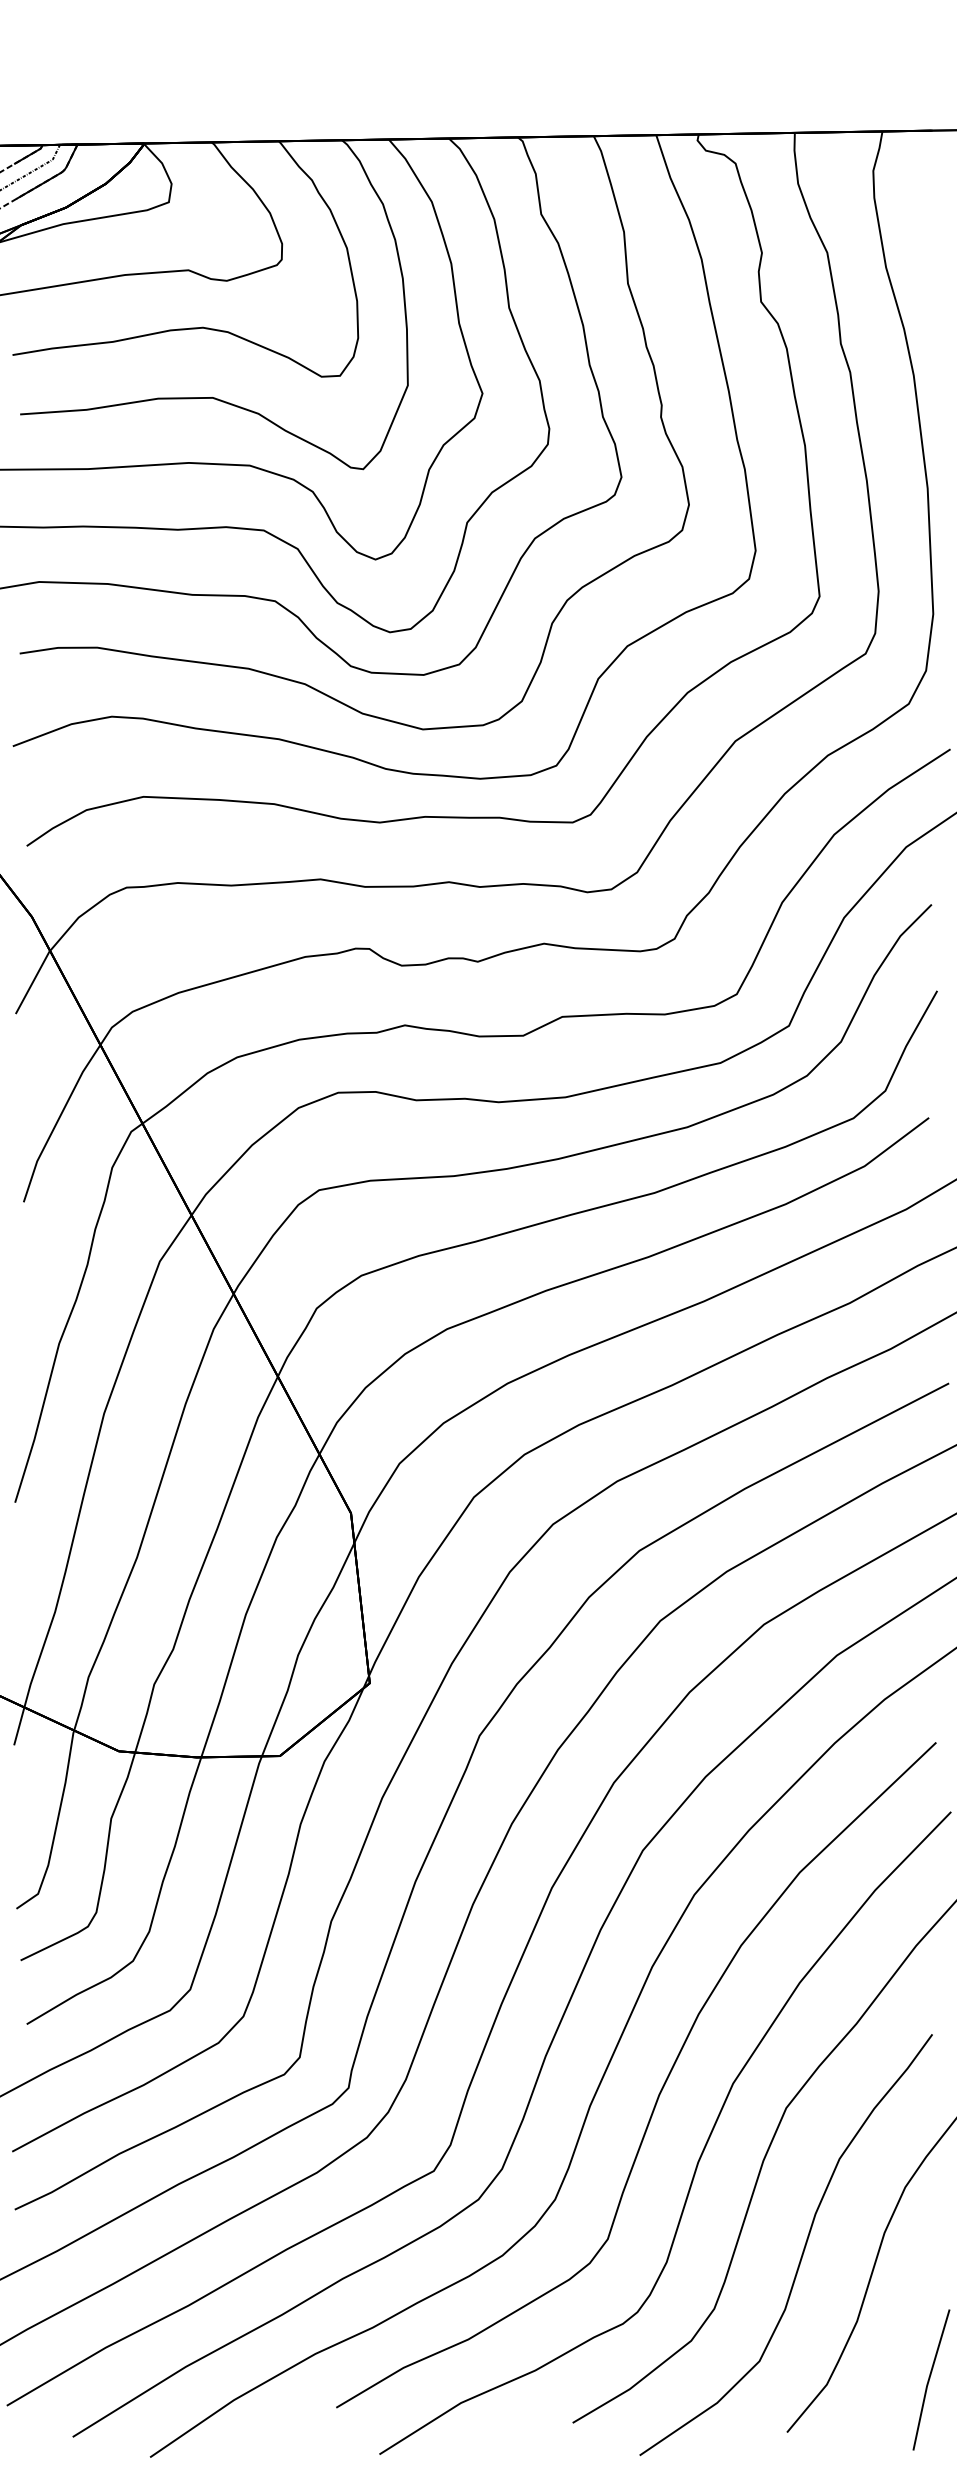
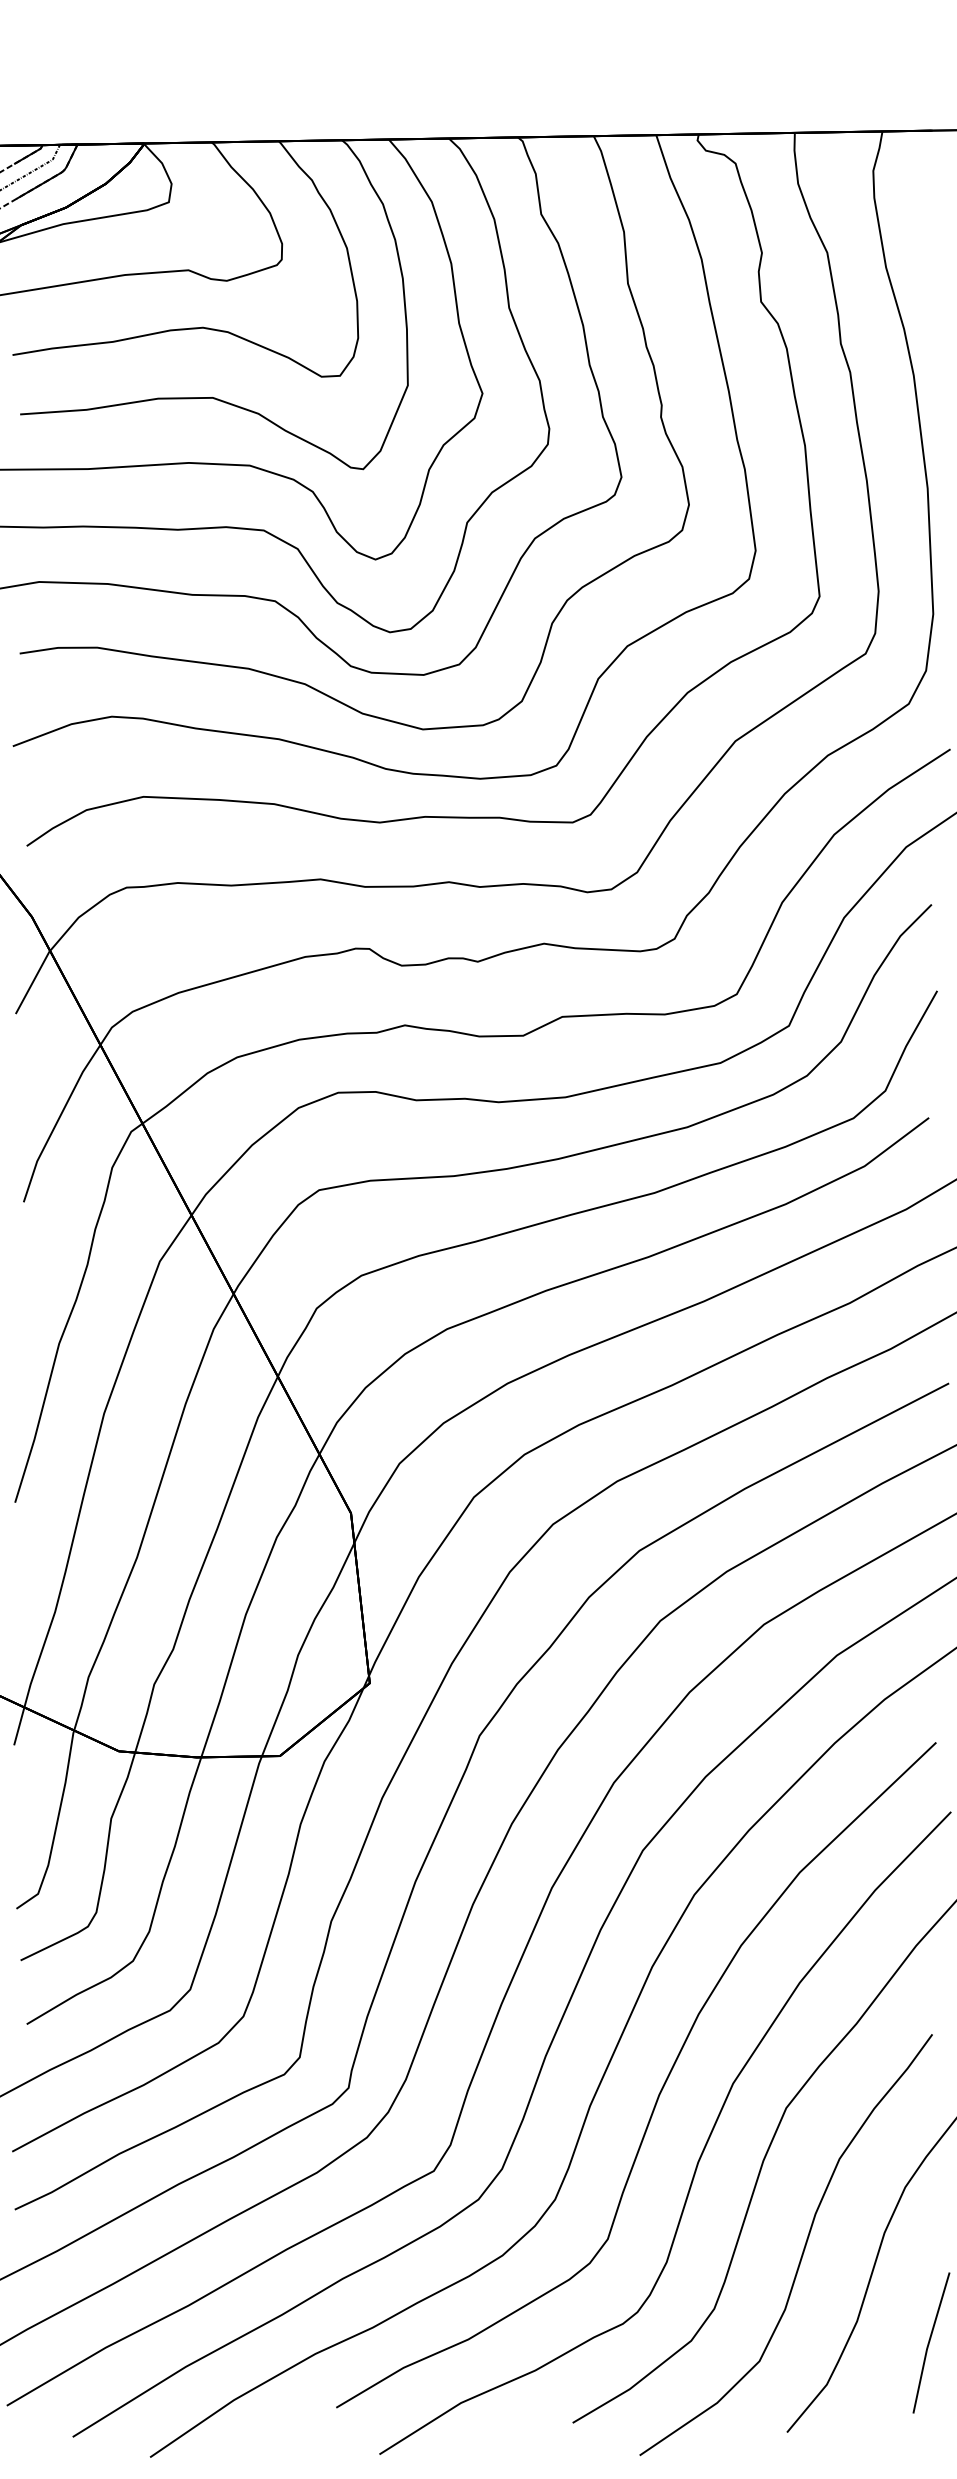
line position: (930, 2378) -> (930, 2341) (930, 2341)
